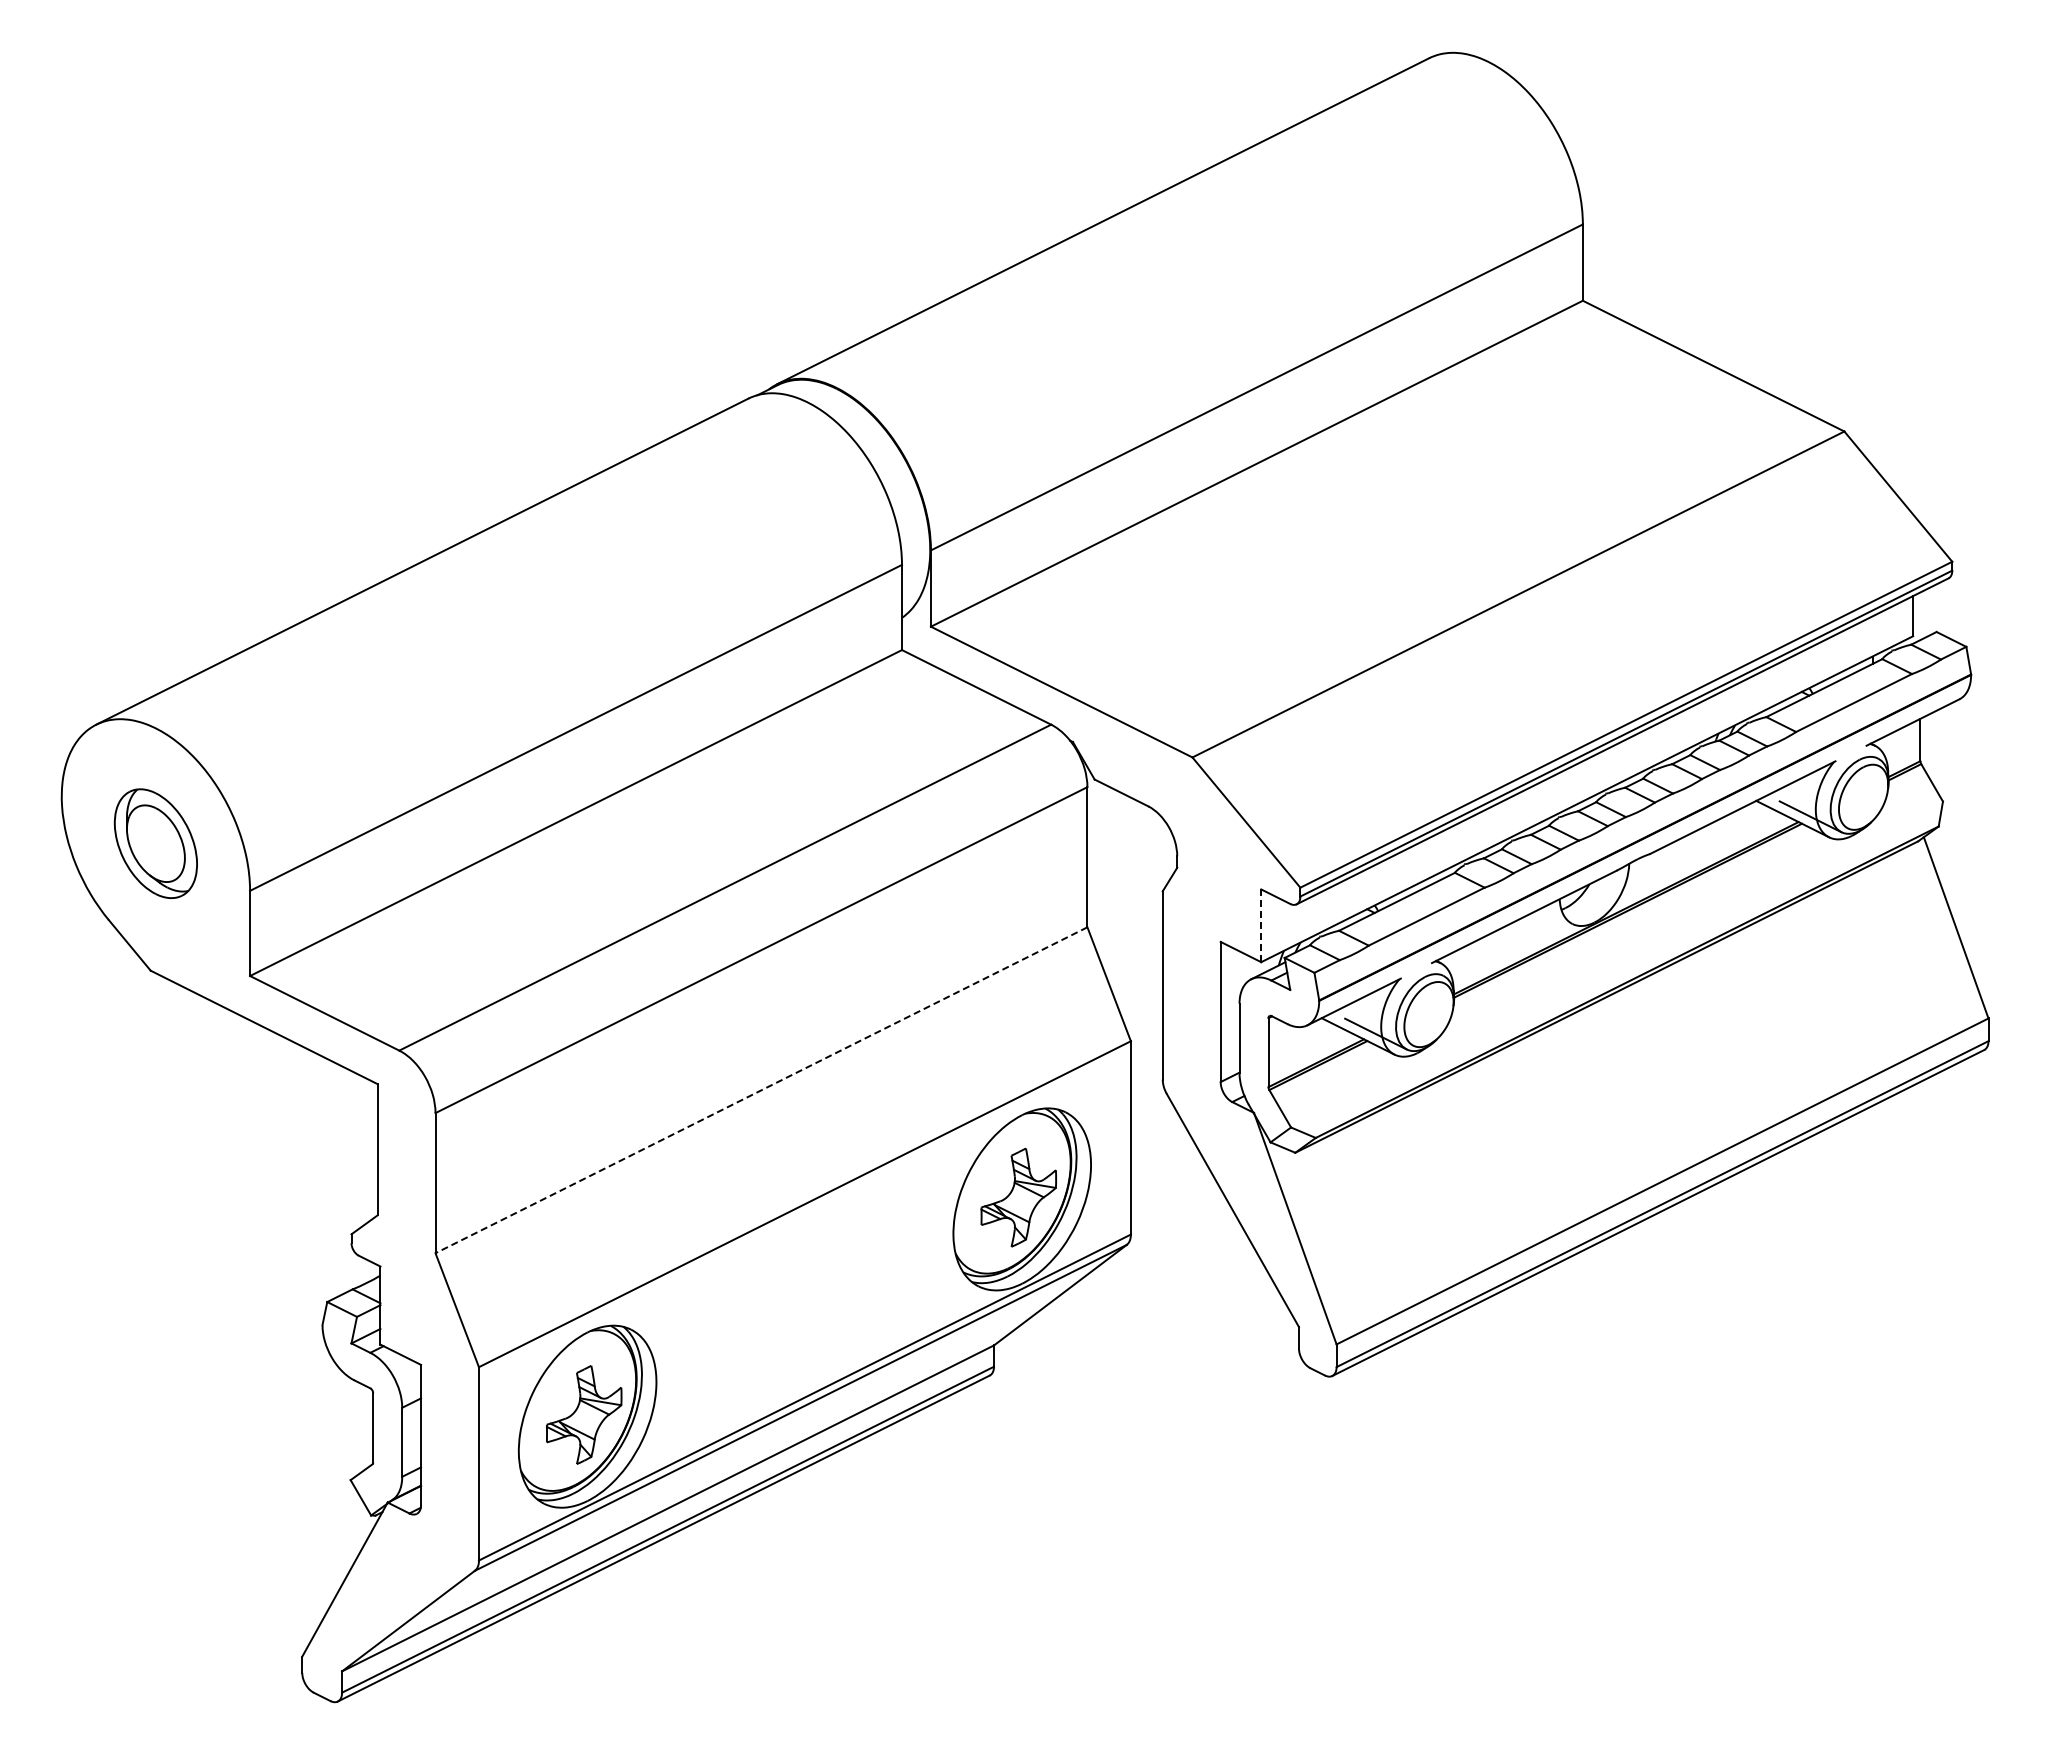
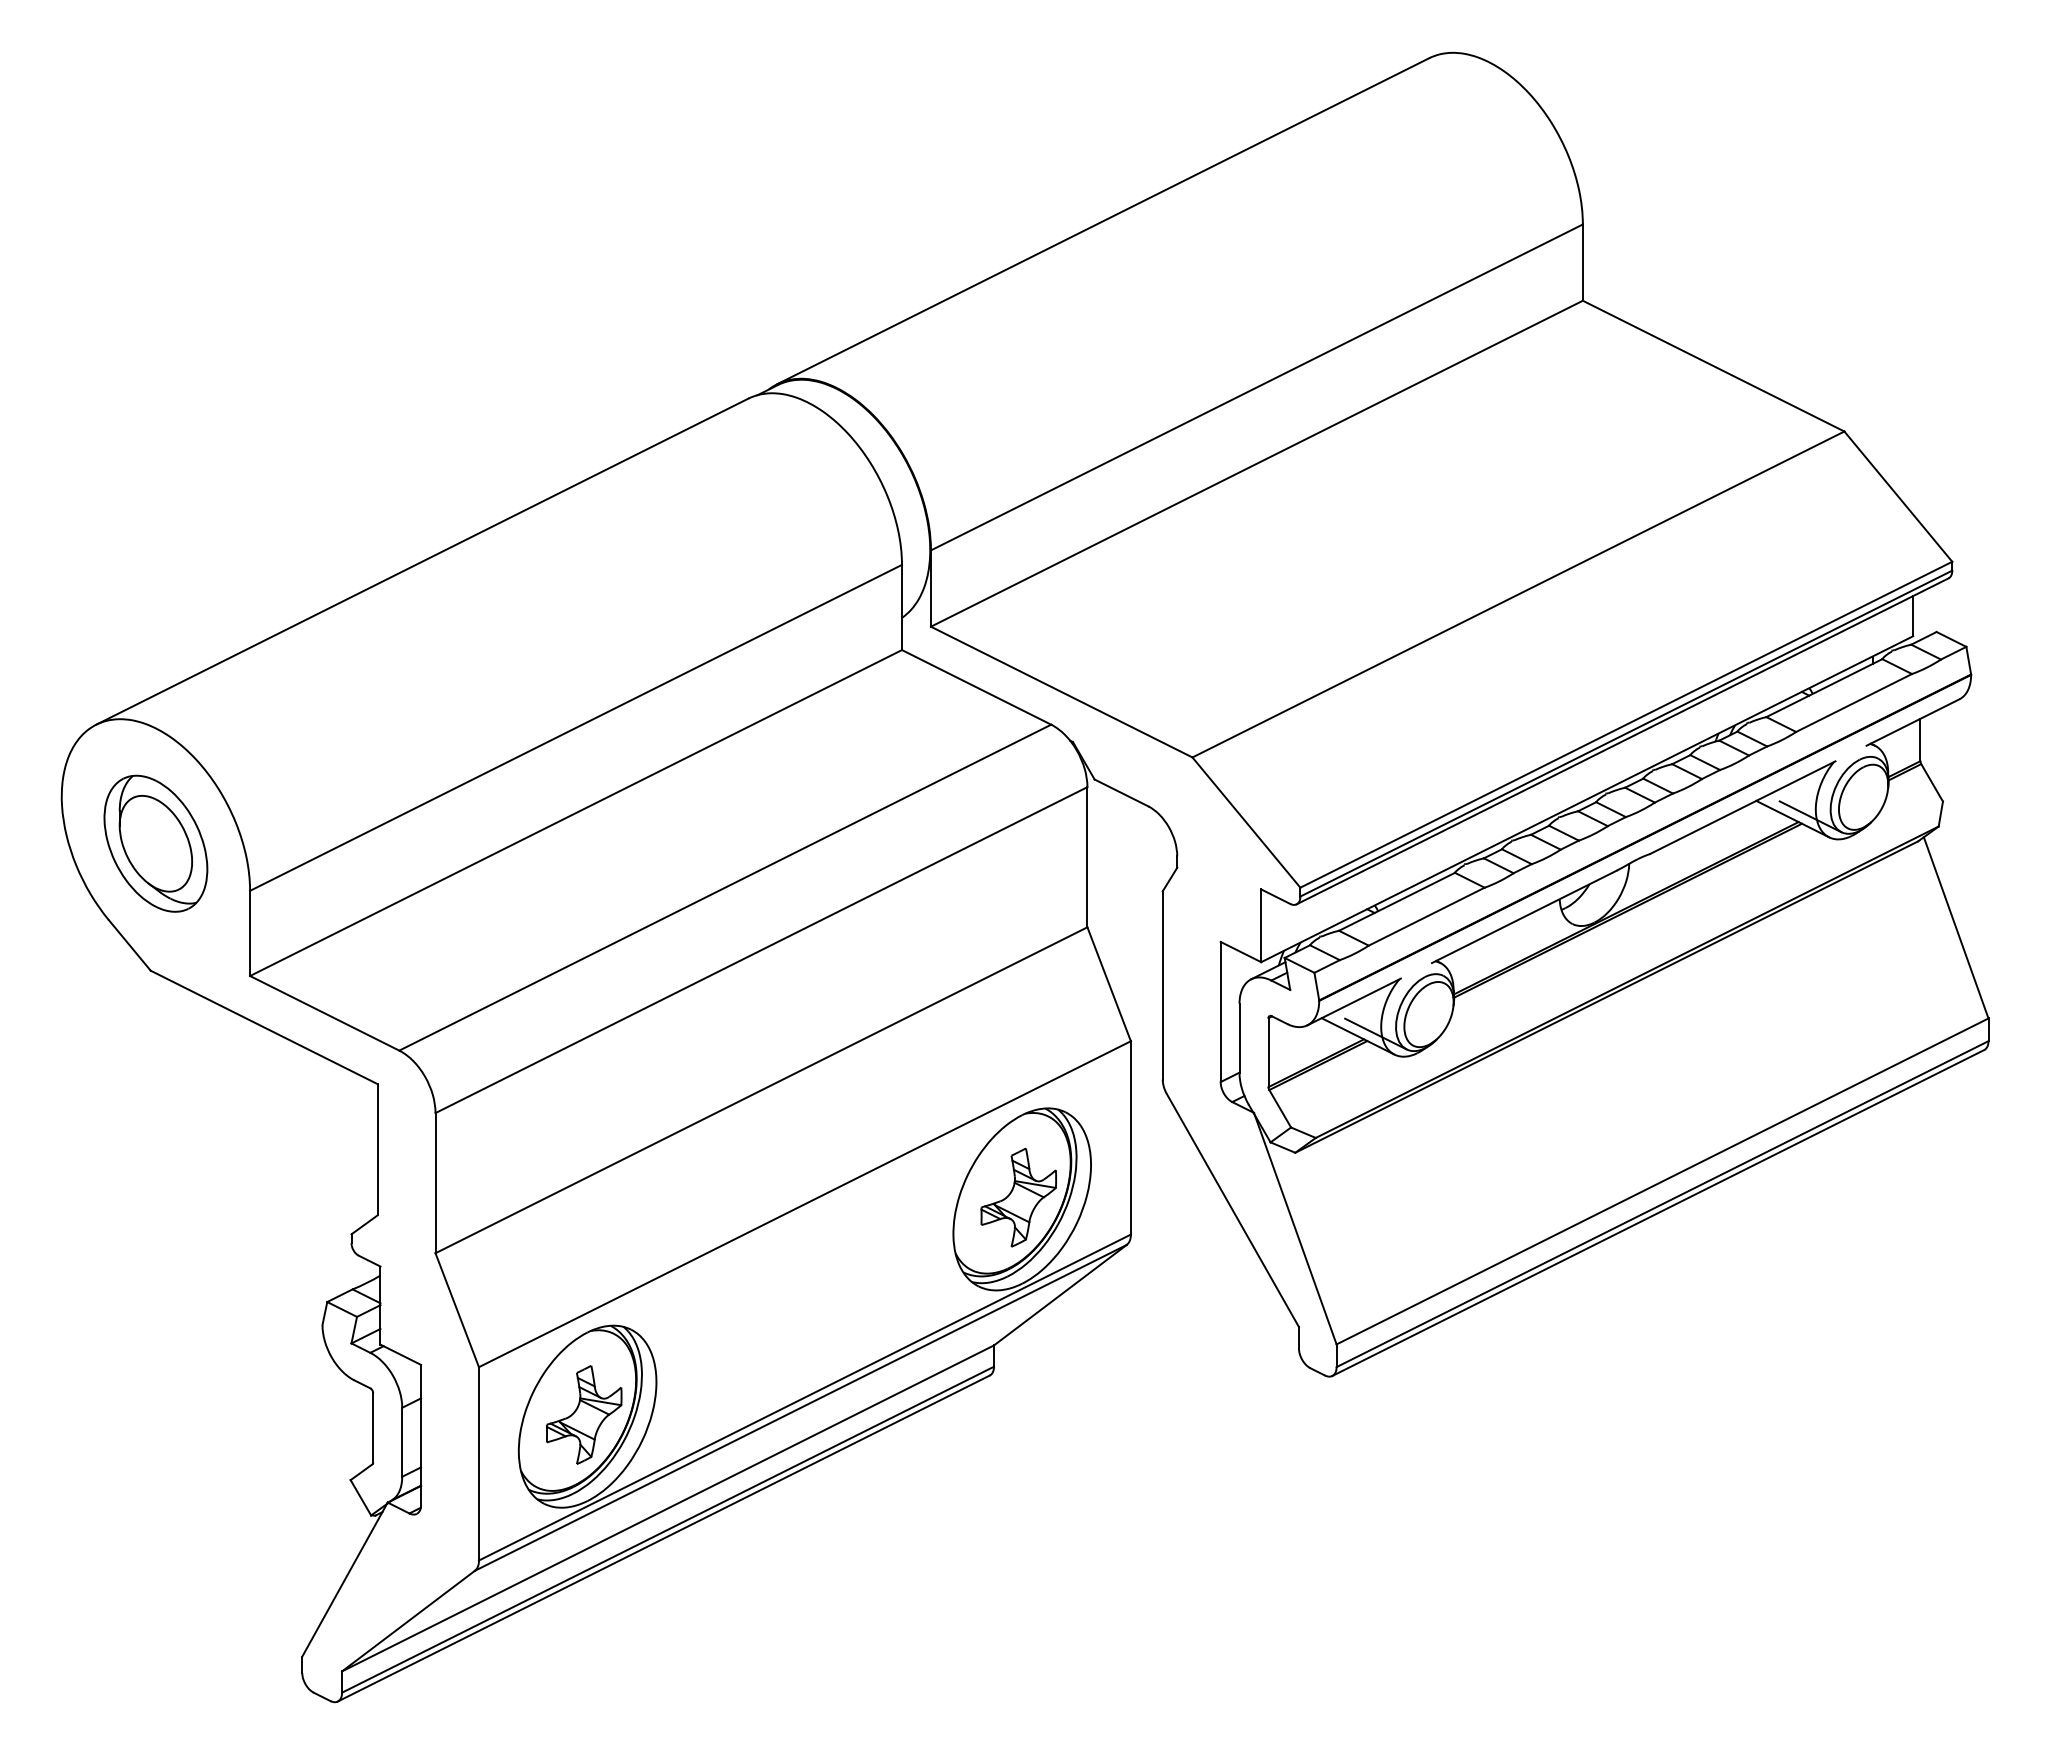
part size: 85x111 px -> 106x139 px (155, 843)
line: dashed -> solid (1261, 926)
line: dashed -> solid (761, 1090)
